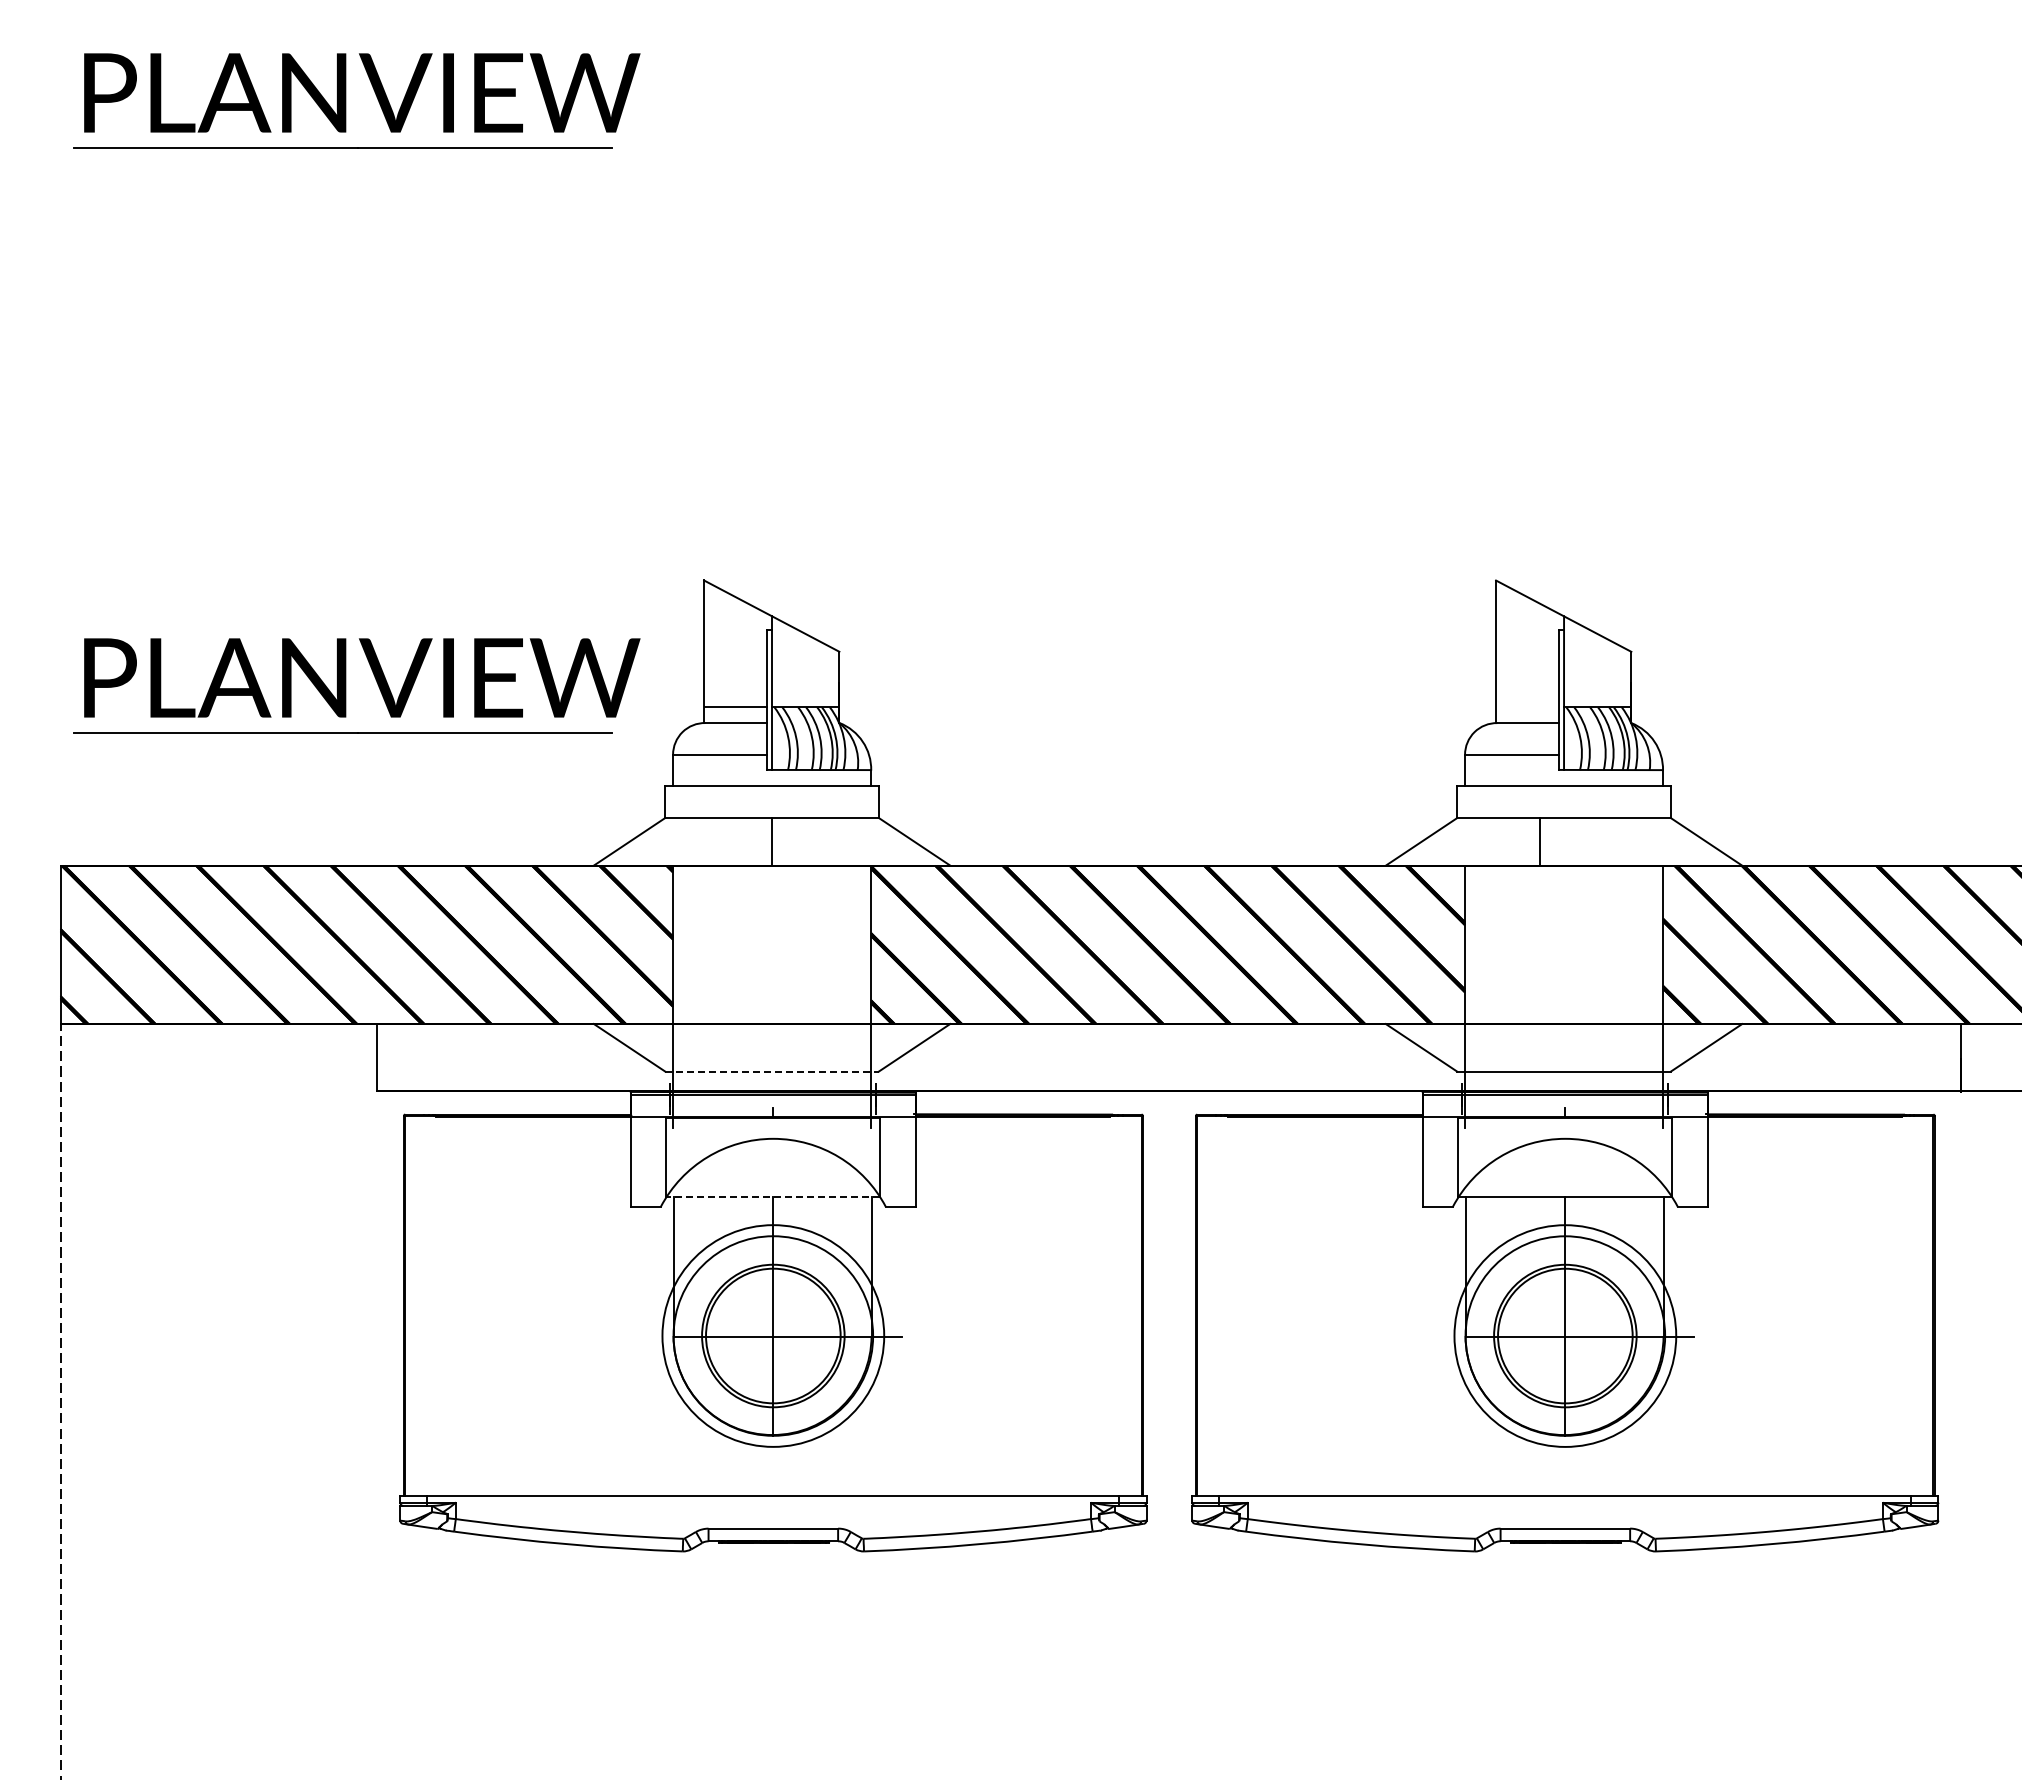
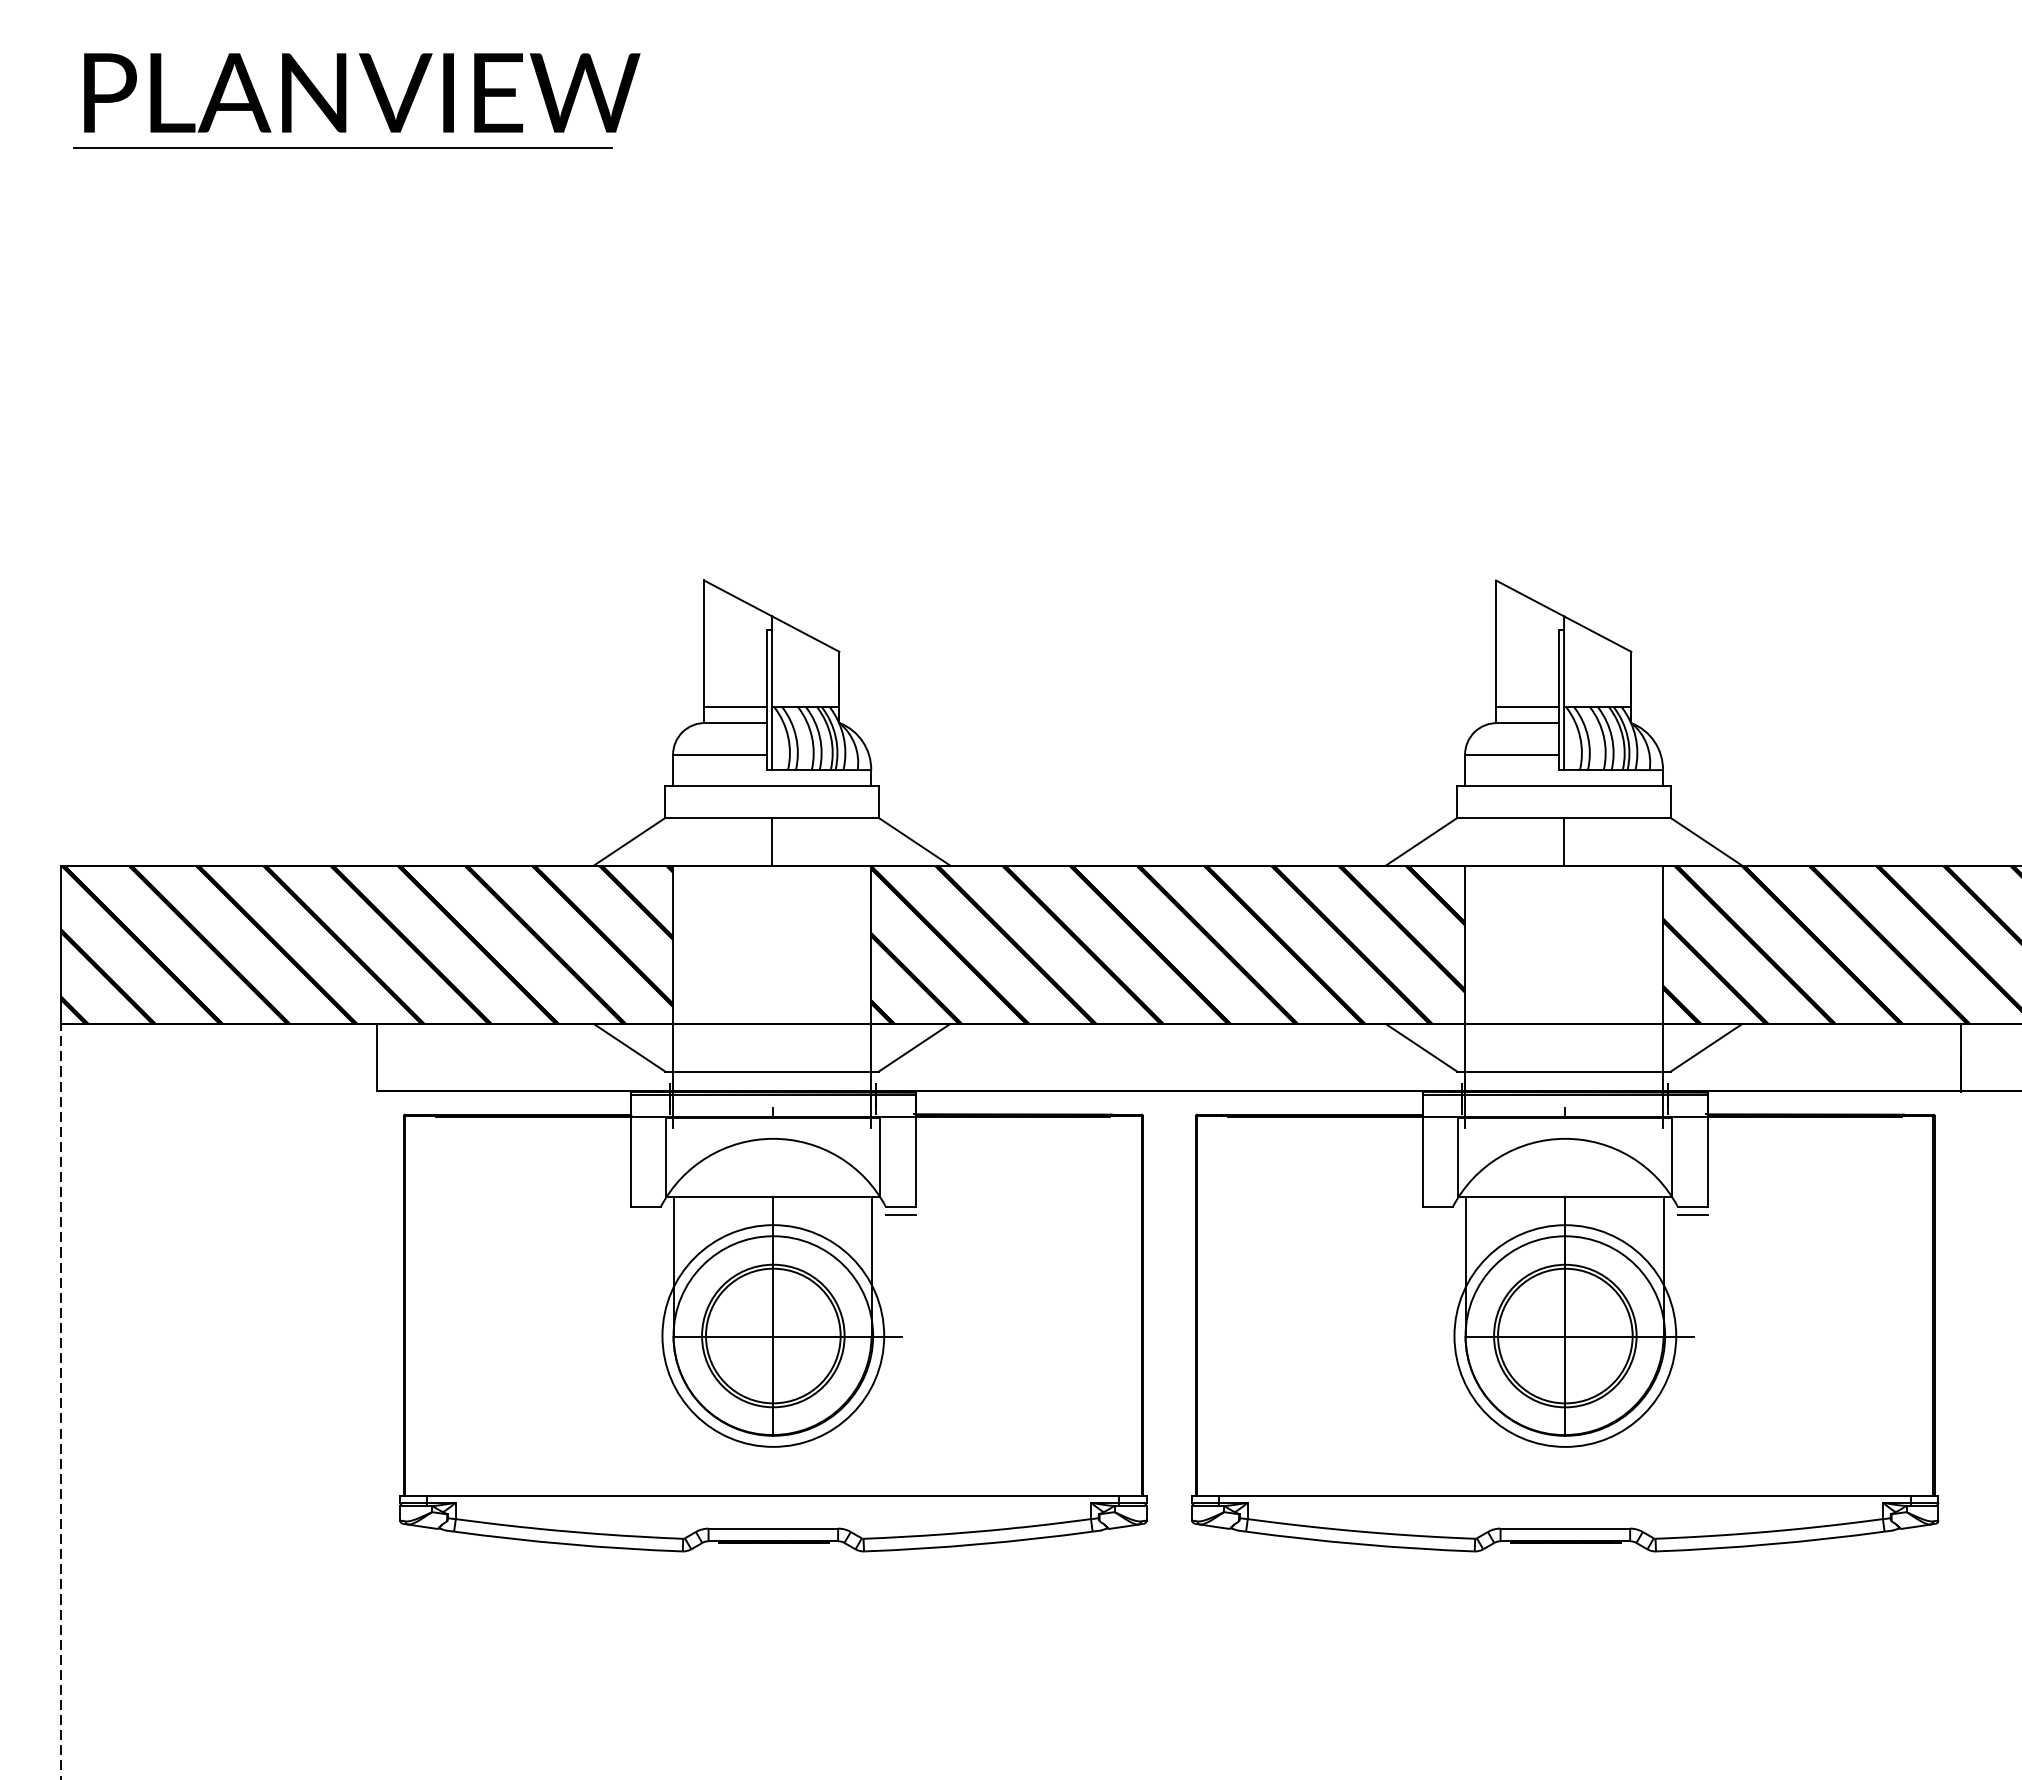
part: present -> none (346, 685)
line: none -> present (1527, 707)
line position: (1540, 841) -> (1564, 841) (1564, 841)
line: dashed -> solid (772, 1071)
line: dashed -> solid (773, 1197)
line: none -> present (900, 1214)
line: none -> present (1692, 1214)
